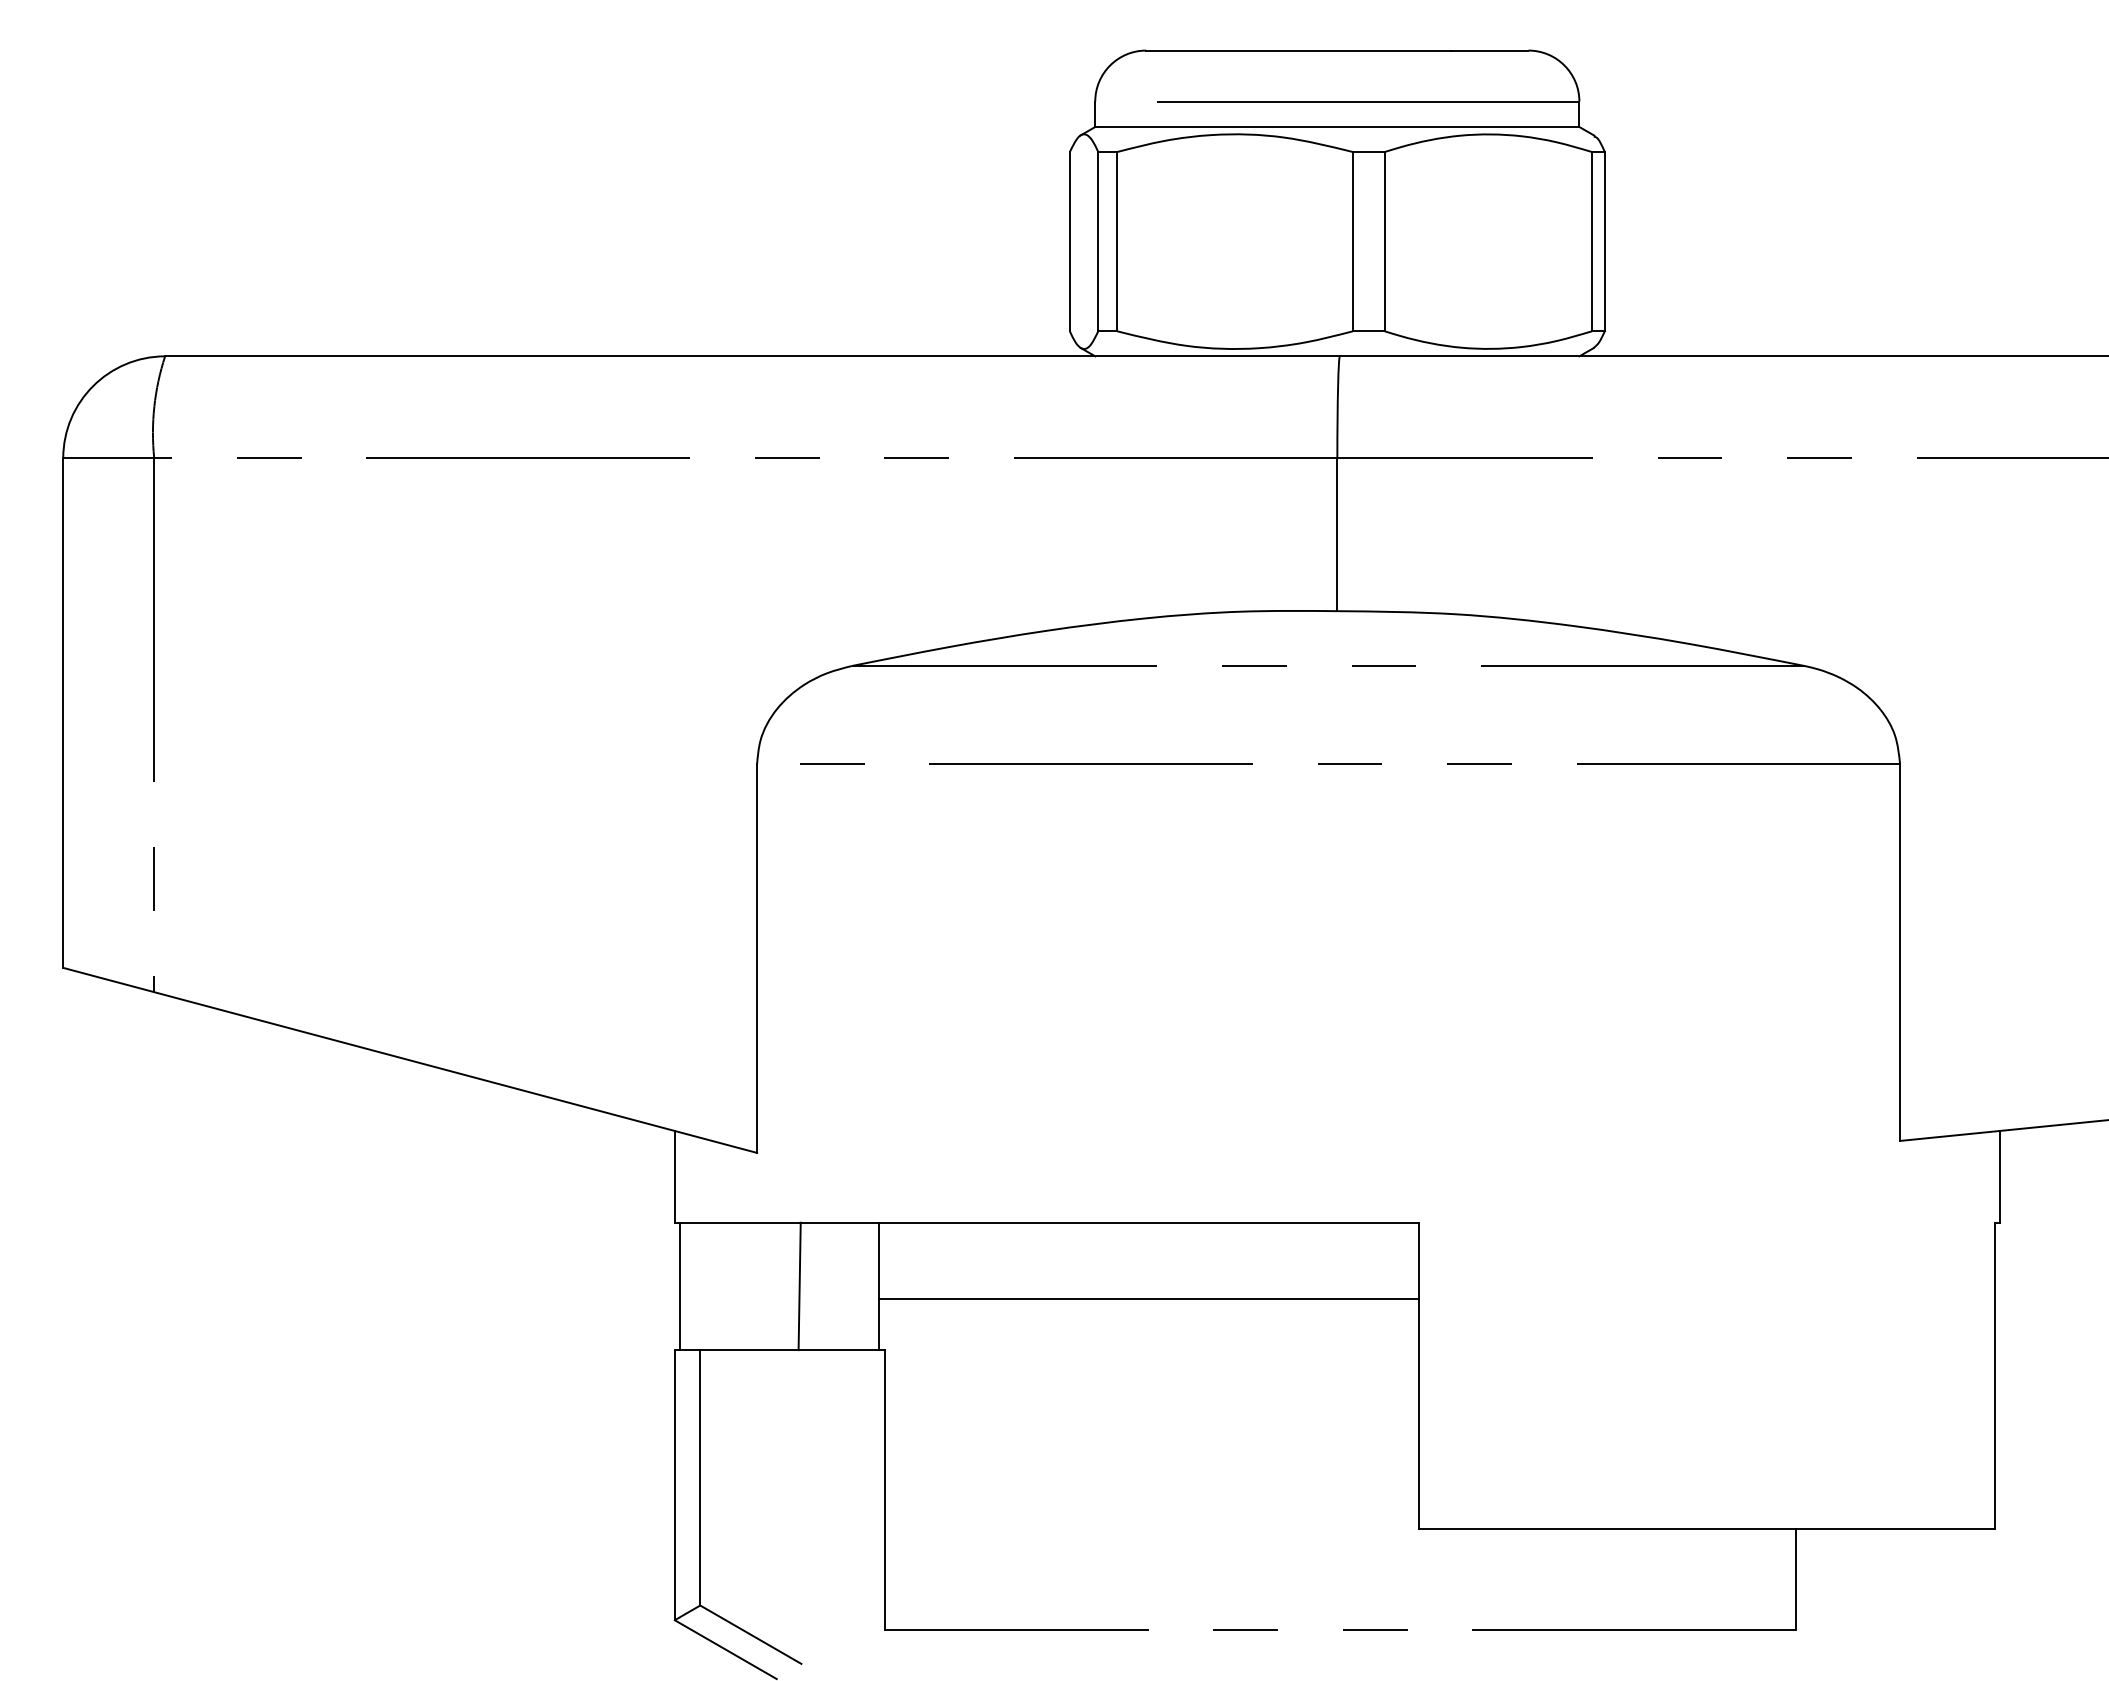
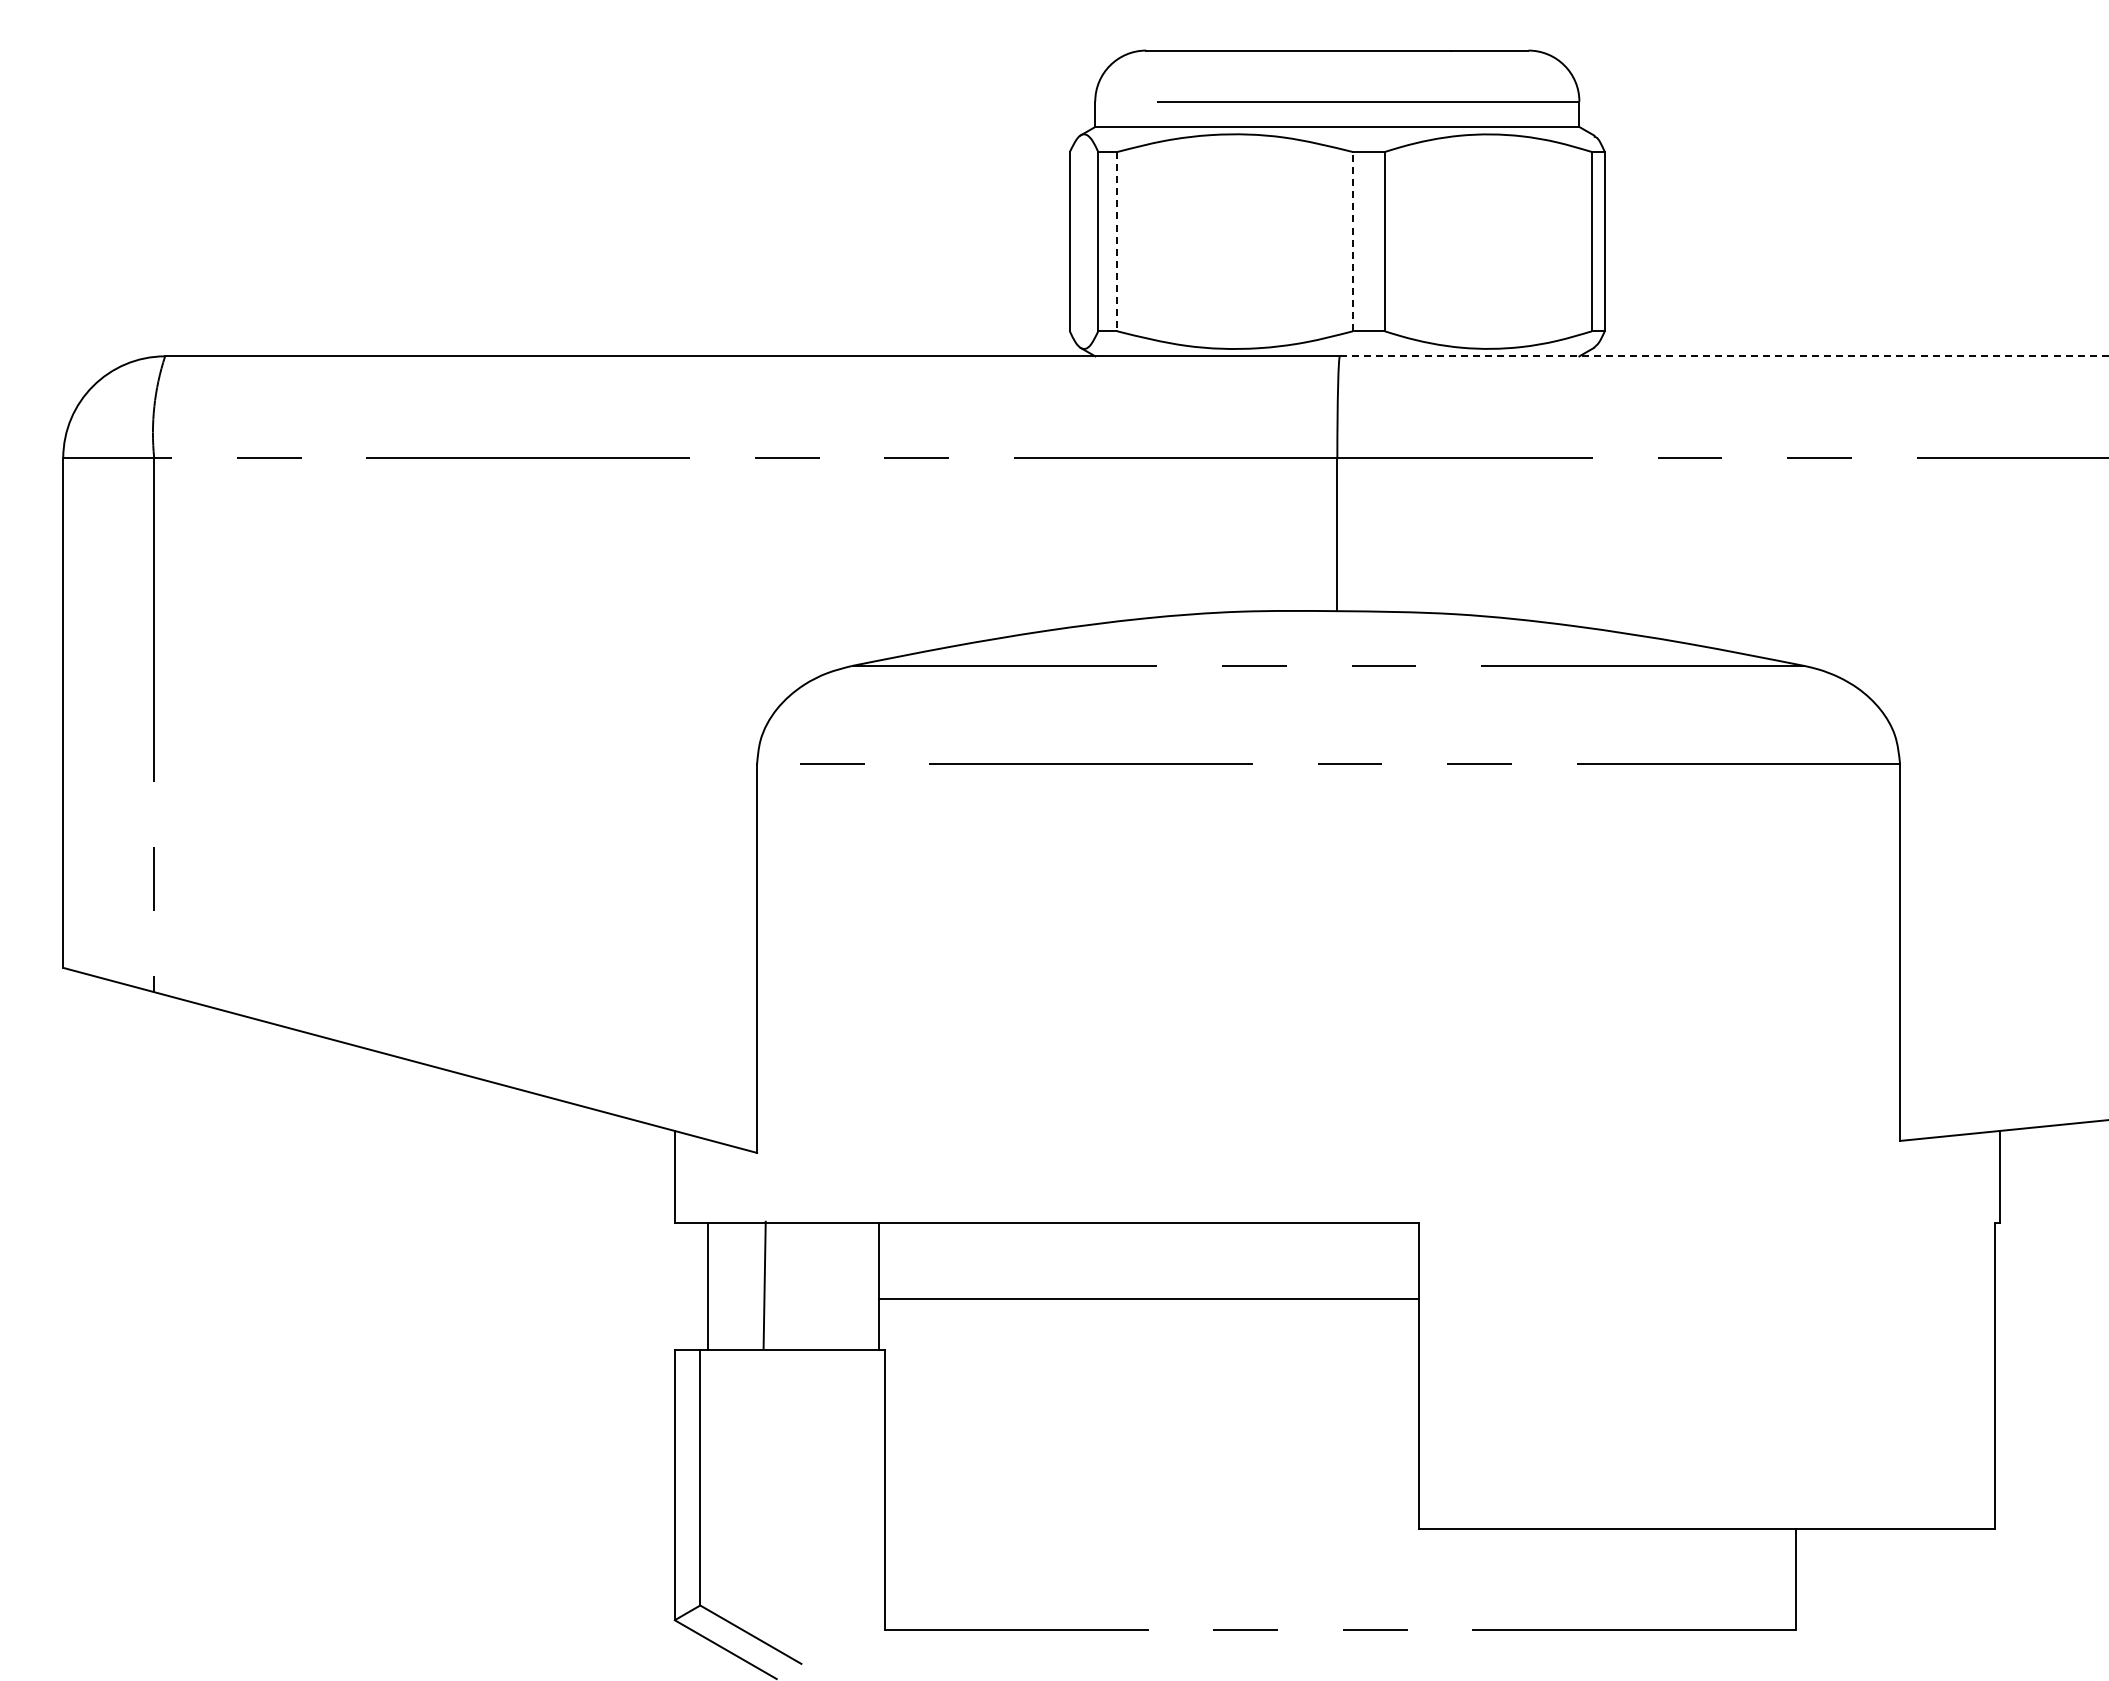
line: solid -> dashed (1117, 241)
line: solid -> dashed (1352, 241)
line: solid -> dashed (1724, 356)
line position: (679, 1286) -> (707, 1286) (707, 1286)
line position: (799, 1286) -> (764, 1285) (764, 1285)
